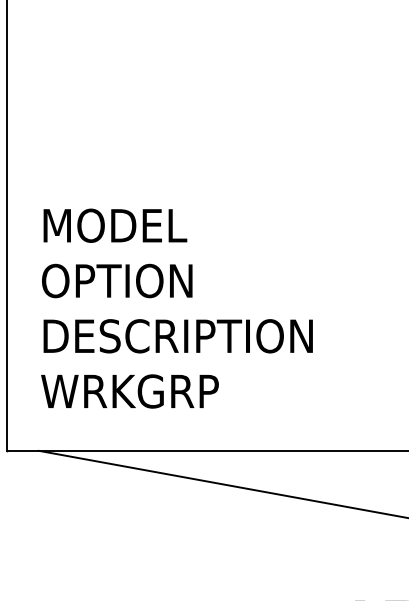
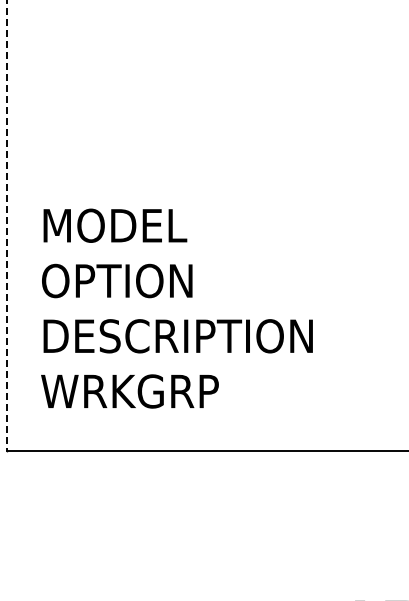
line: solid -> dashed (7, 226)
line: present -> none (221, 483)
